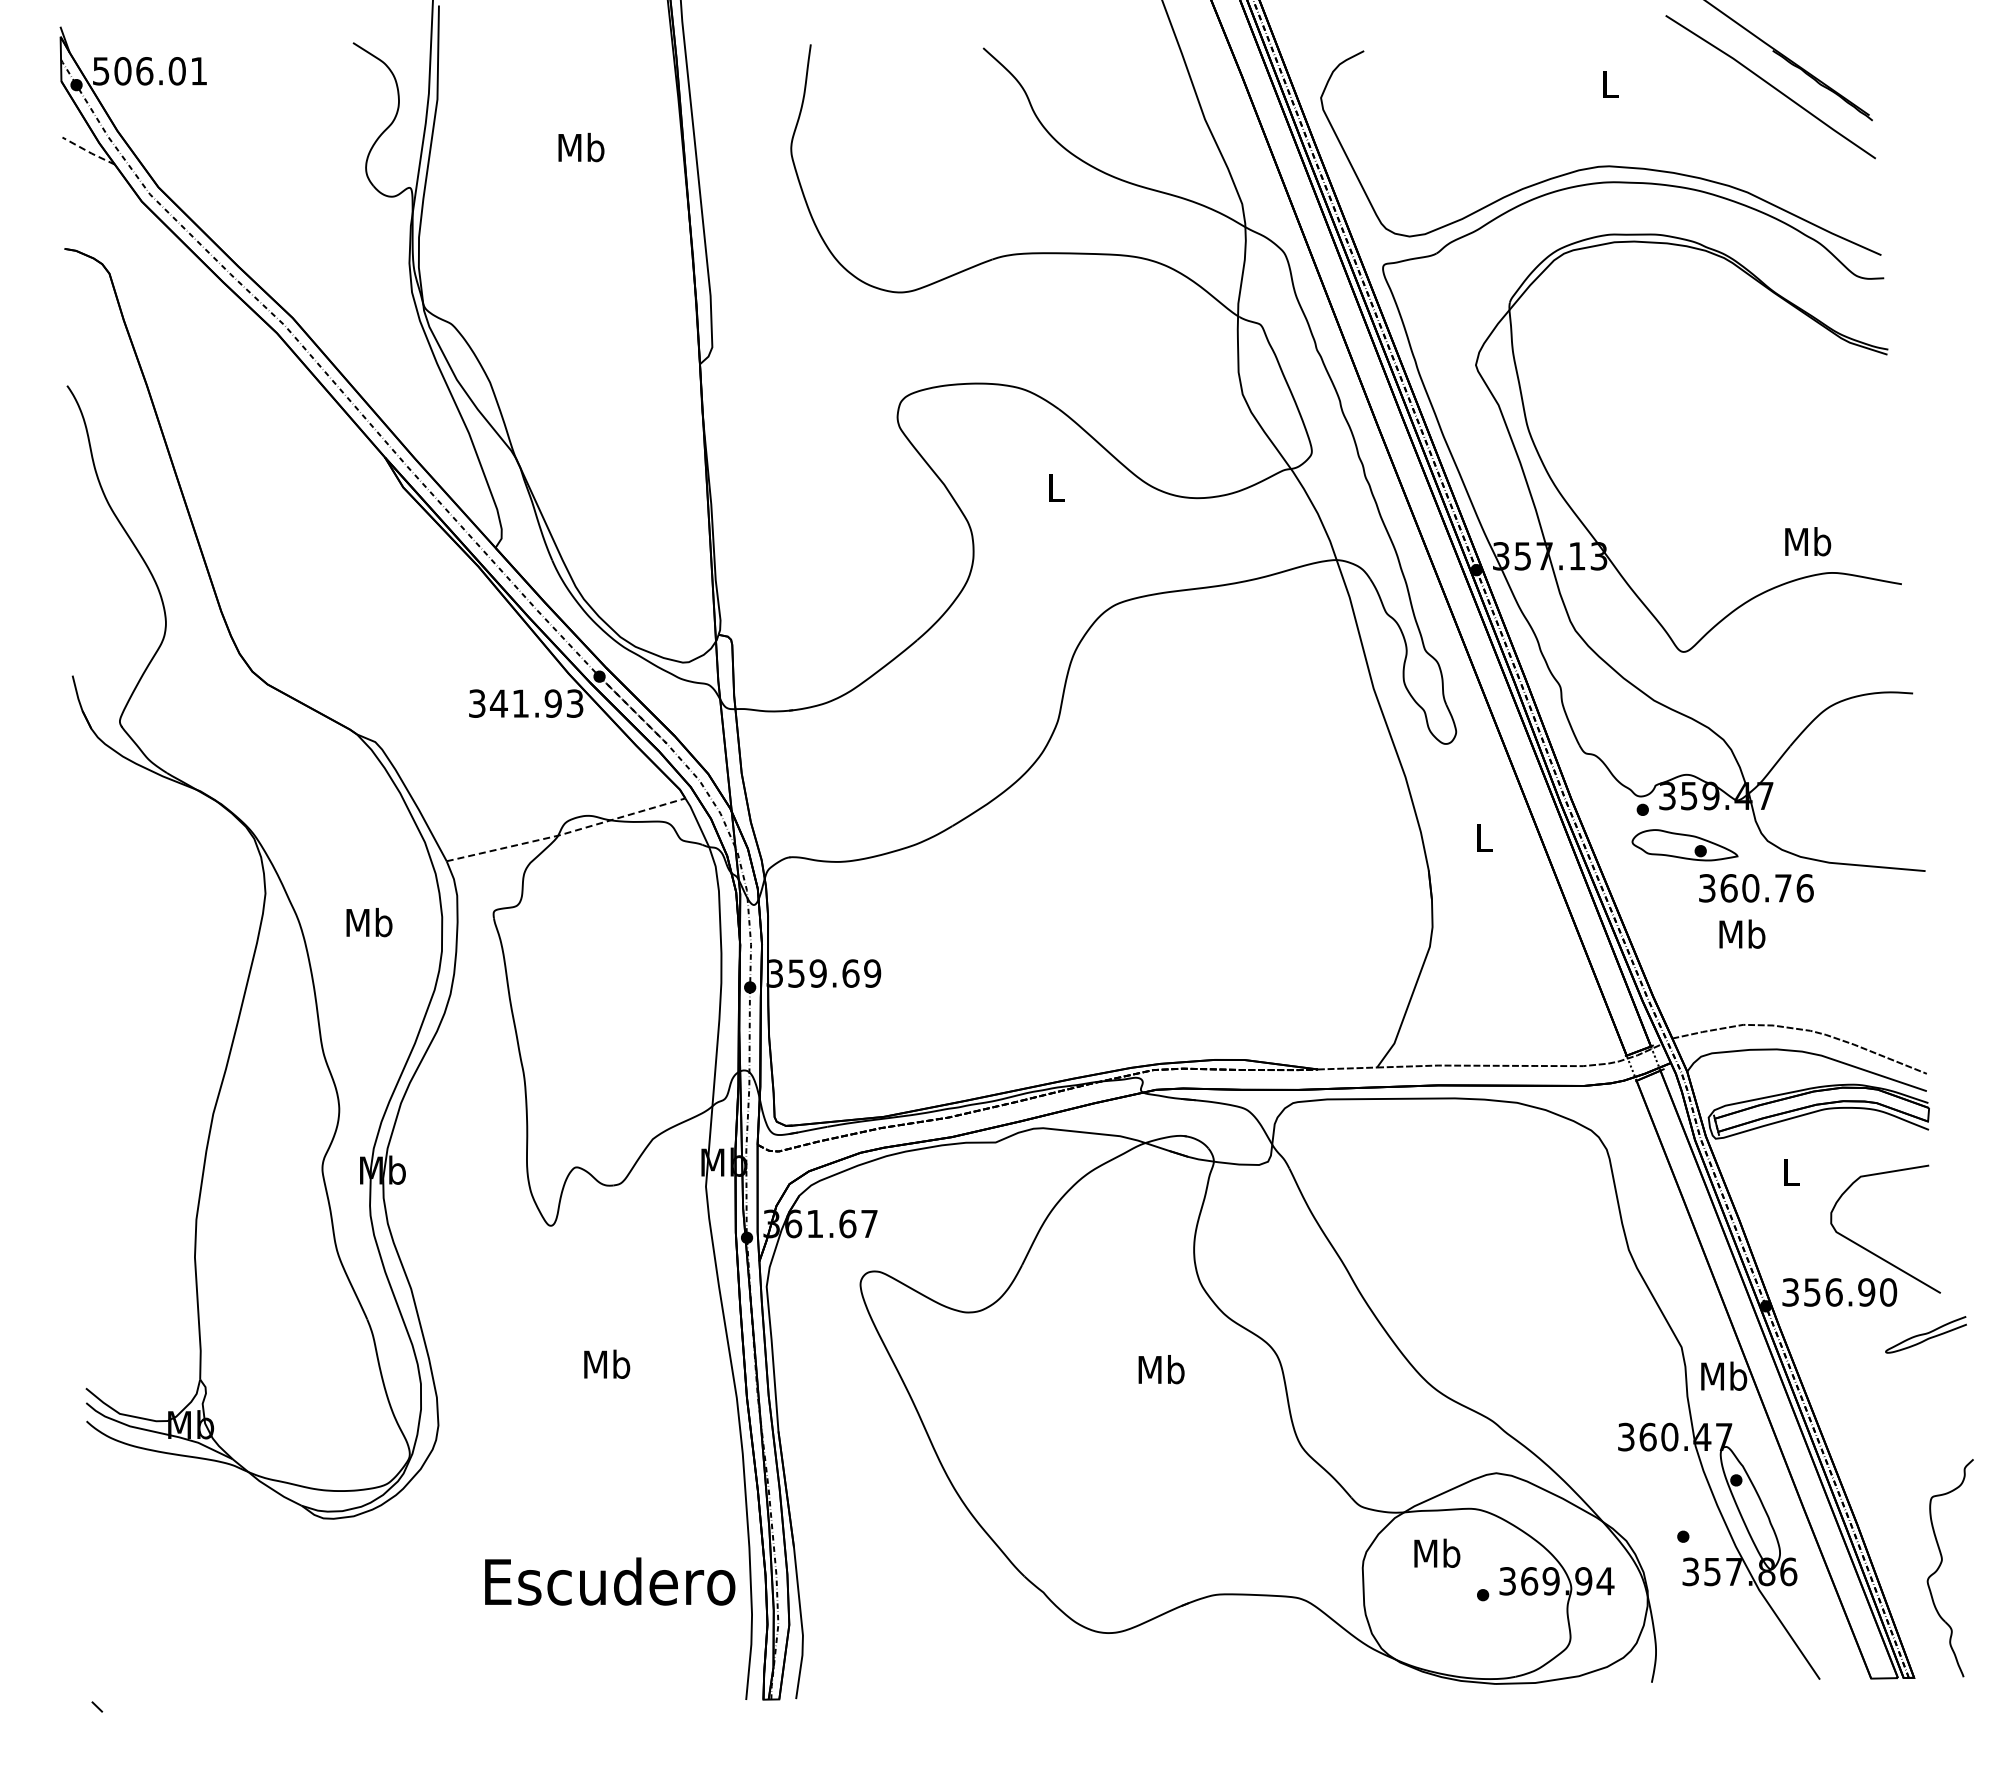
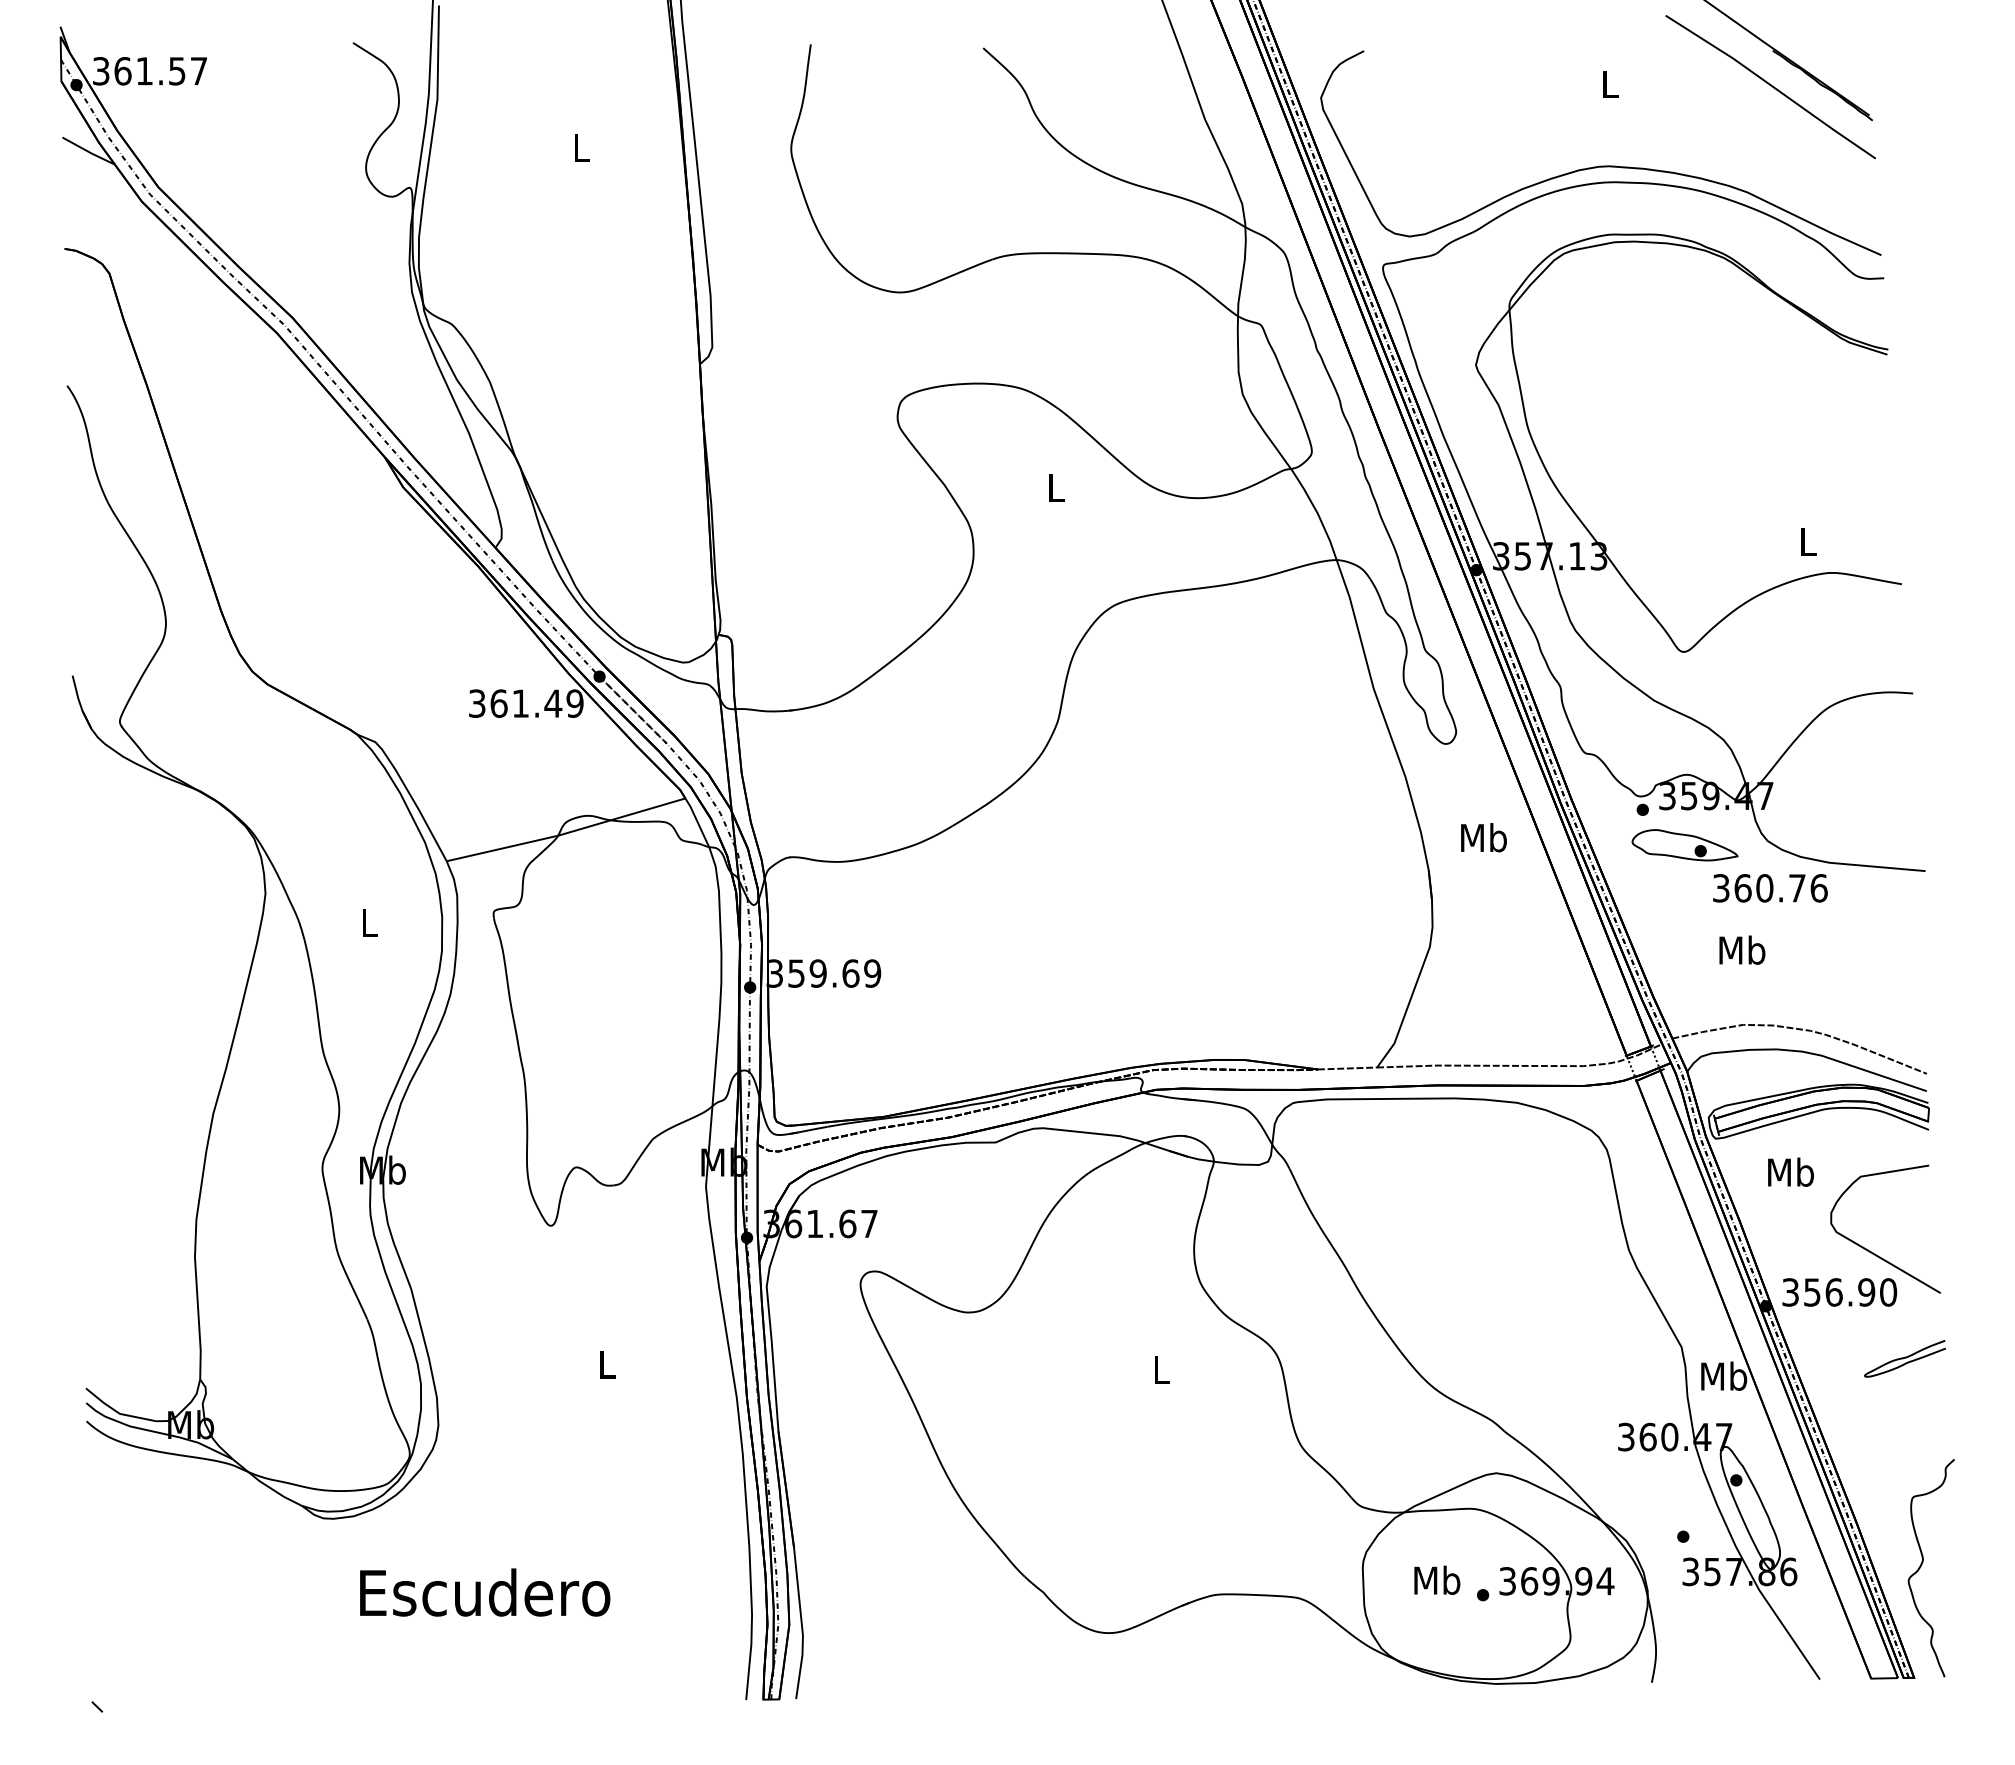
text: 506.01 -> 361.57 (149, 71)
text: Mb -> L (581, 147)
line: dashed -> solid (88, 151)
text: Mb -> L (1808, 541)
text: 341.93 -> 361.49 (536, 703)
line: dashed -> solid (567, 833)
text: L -> Mb (1483, 837)
text position: (1756, 888) -> (1770, 888) (1770, 888)
text: Mb -> L (369, 922)
text position: (1742, 933) -> (1742, 949) (1742, 949)
text: L -> Mb (1790, 1171)
curve position: (1925, 1334) -> (1904, 1358) (1904, 1358)
text: Mb -> L (607, 1363)
text: Mb -> L (1161, 1369)
text position: (1437, 1552) -> (1437, 1579) (1437, 1579)
part position: (1941, 1564) -> (1922, 1564) (1922, 1564)
text position: (610, 1581) -> (485, 1592) (485, 1592)
